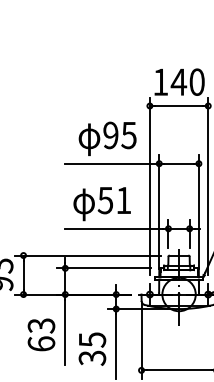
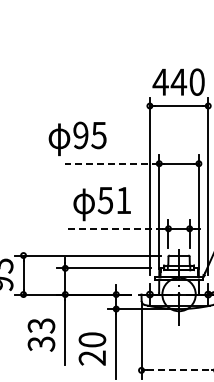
text: 140 -> 440 (160, 81)
text position: (107, 138) -> (77, 138) (77, 138)
line: solid -> dashed (111, 163)
line: solid -> dashed (113, 228)
text: 63 -> 33 (41, 343)
text: 35 -> 20 (92, 348)
line: solid -> dashed (179, 370)
